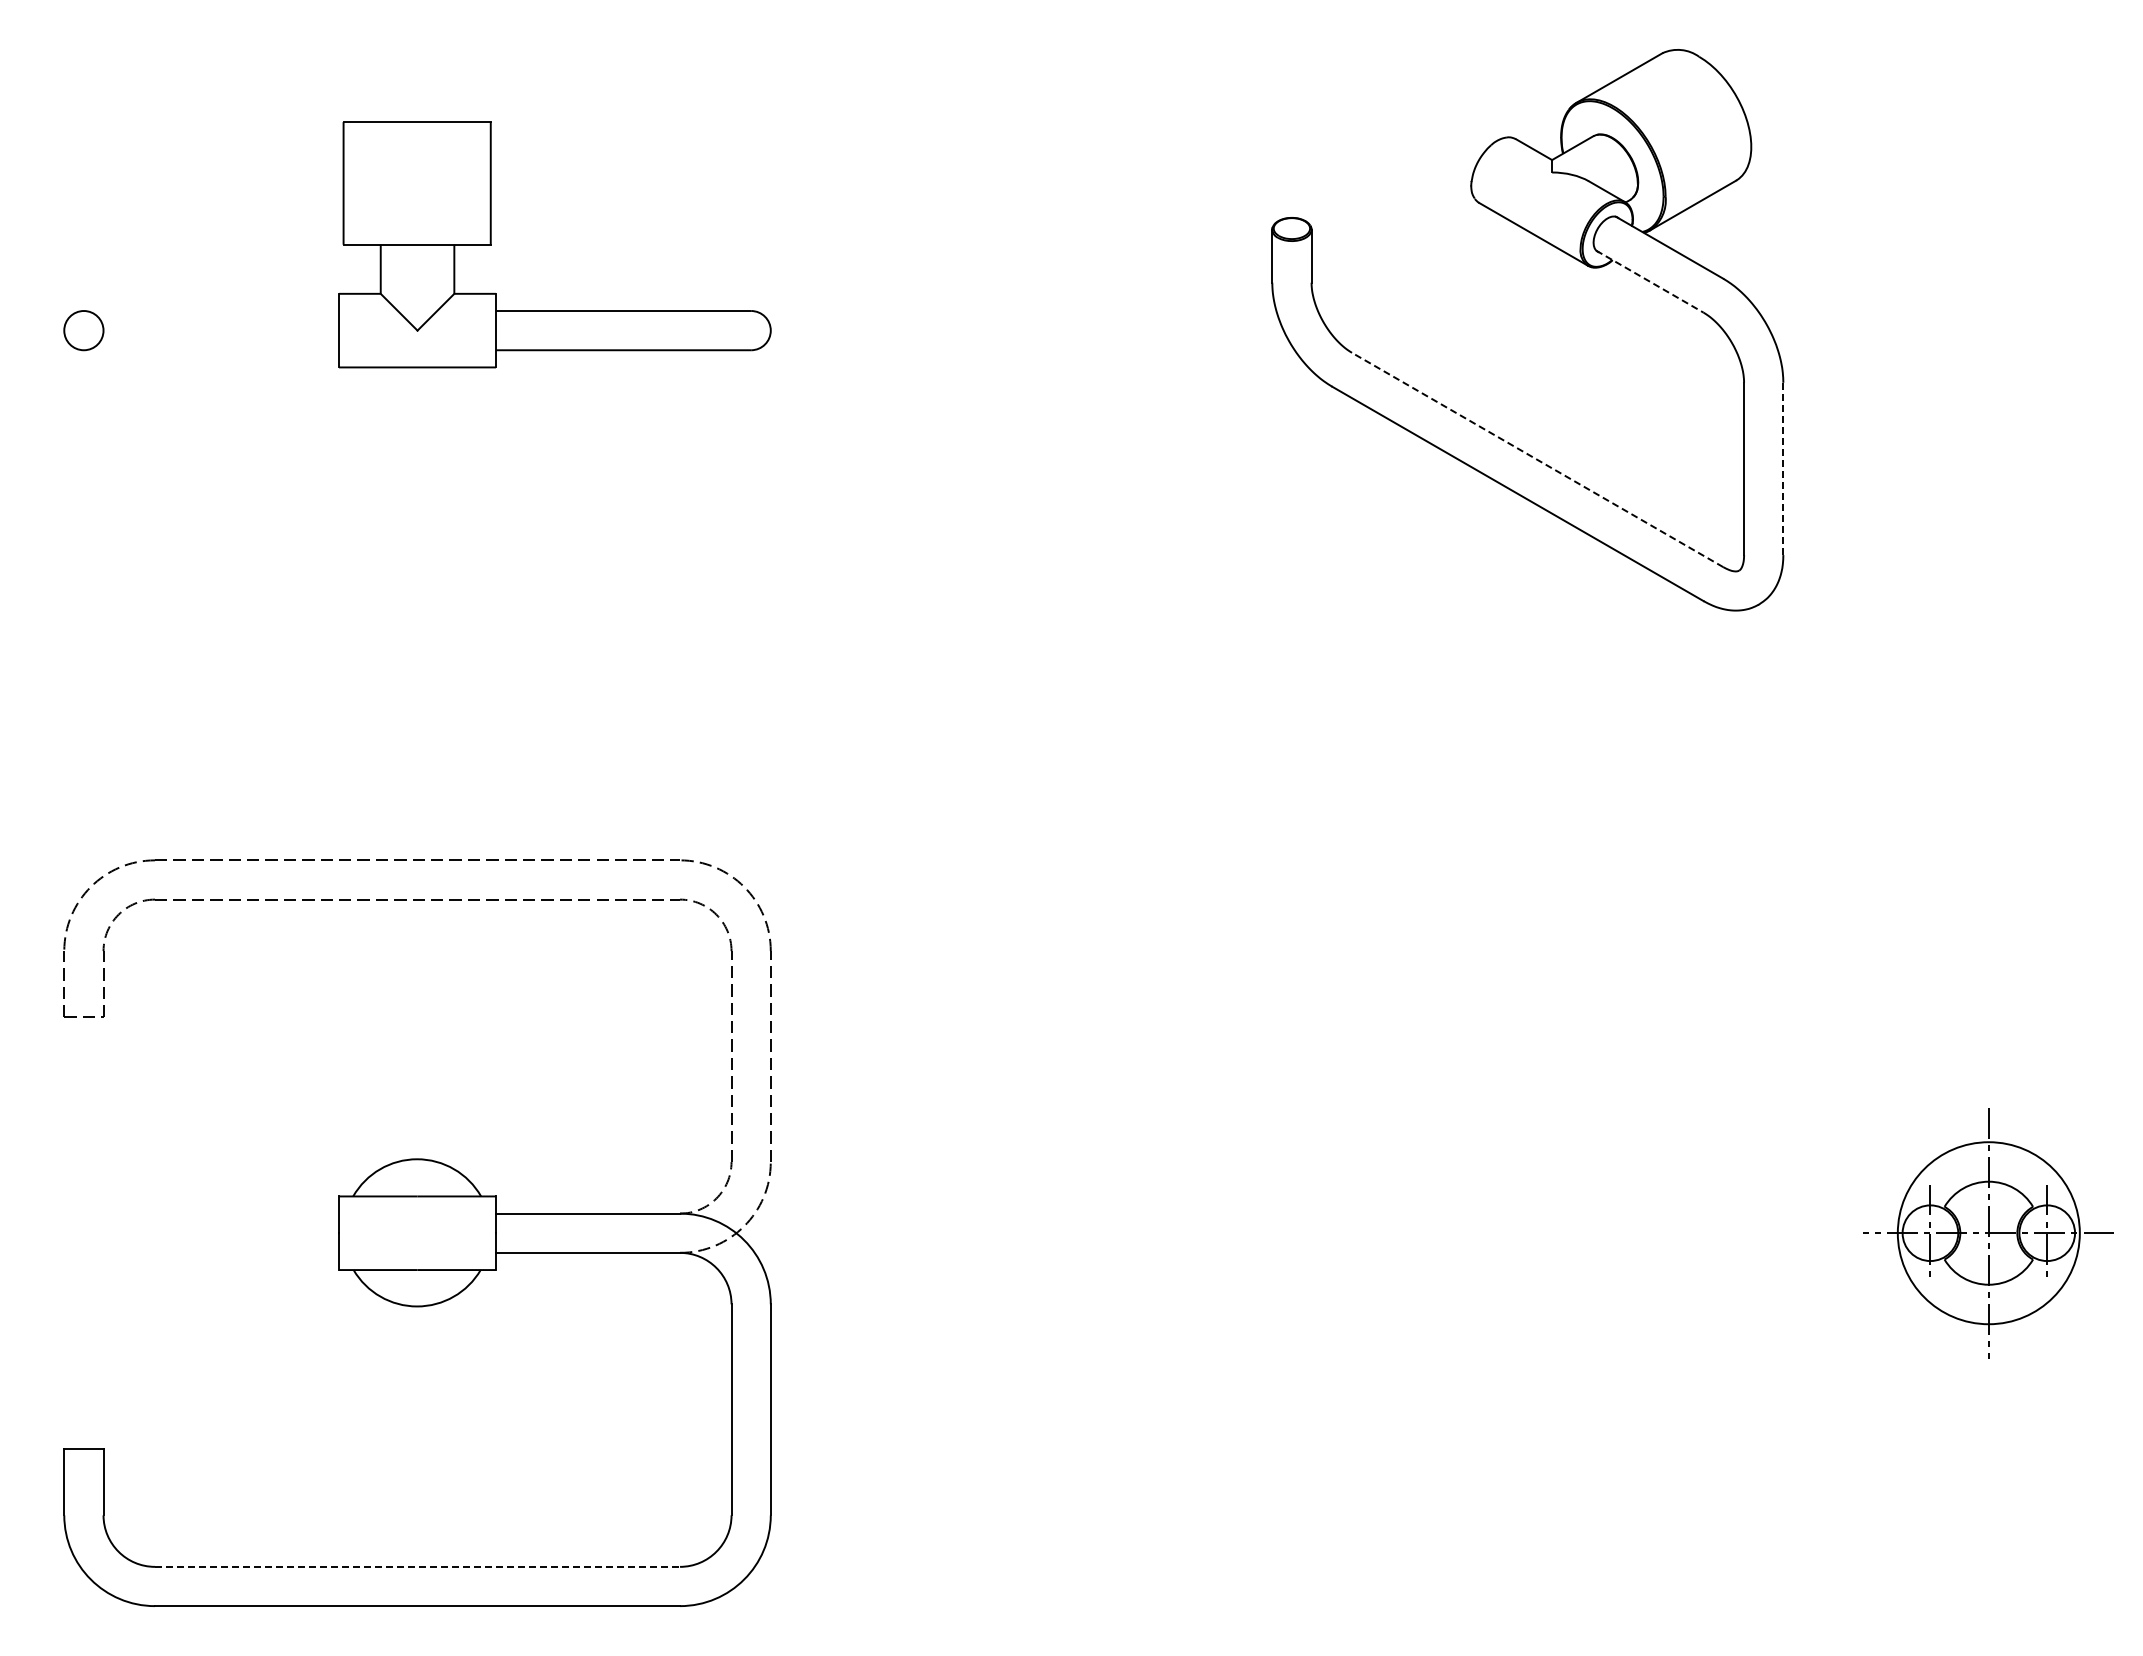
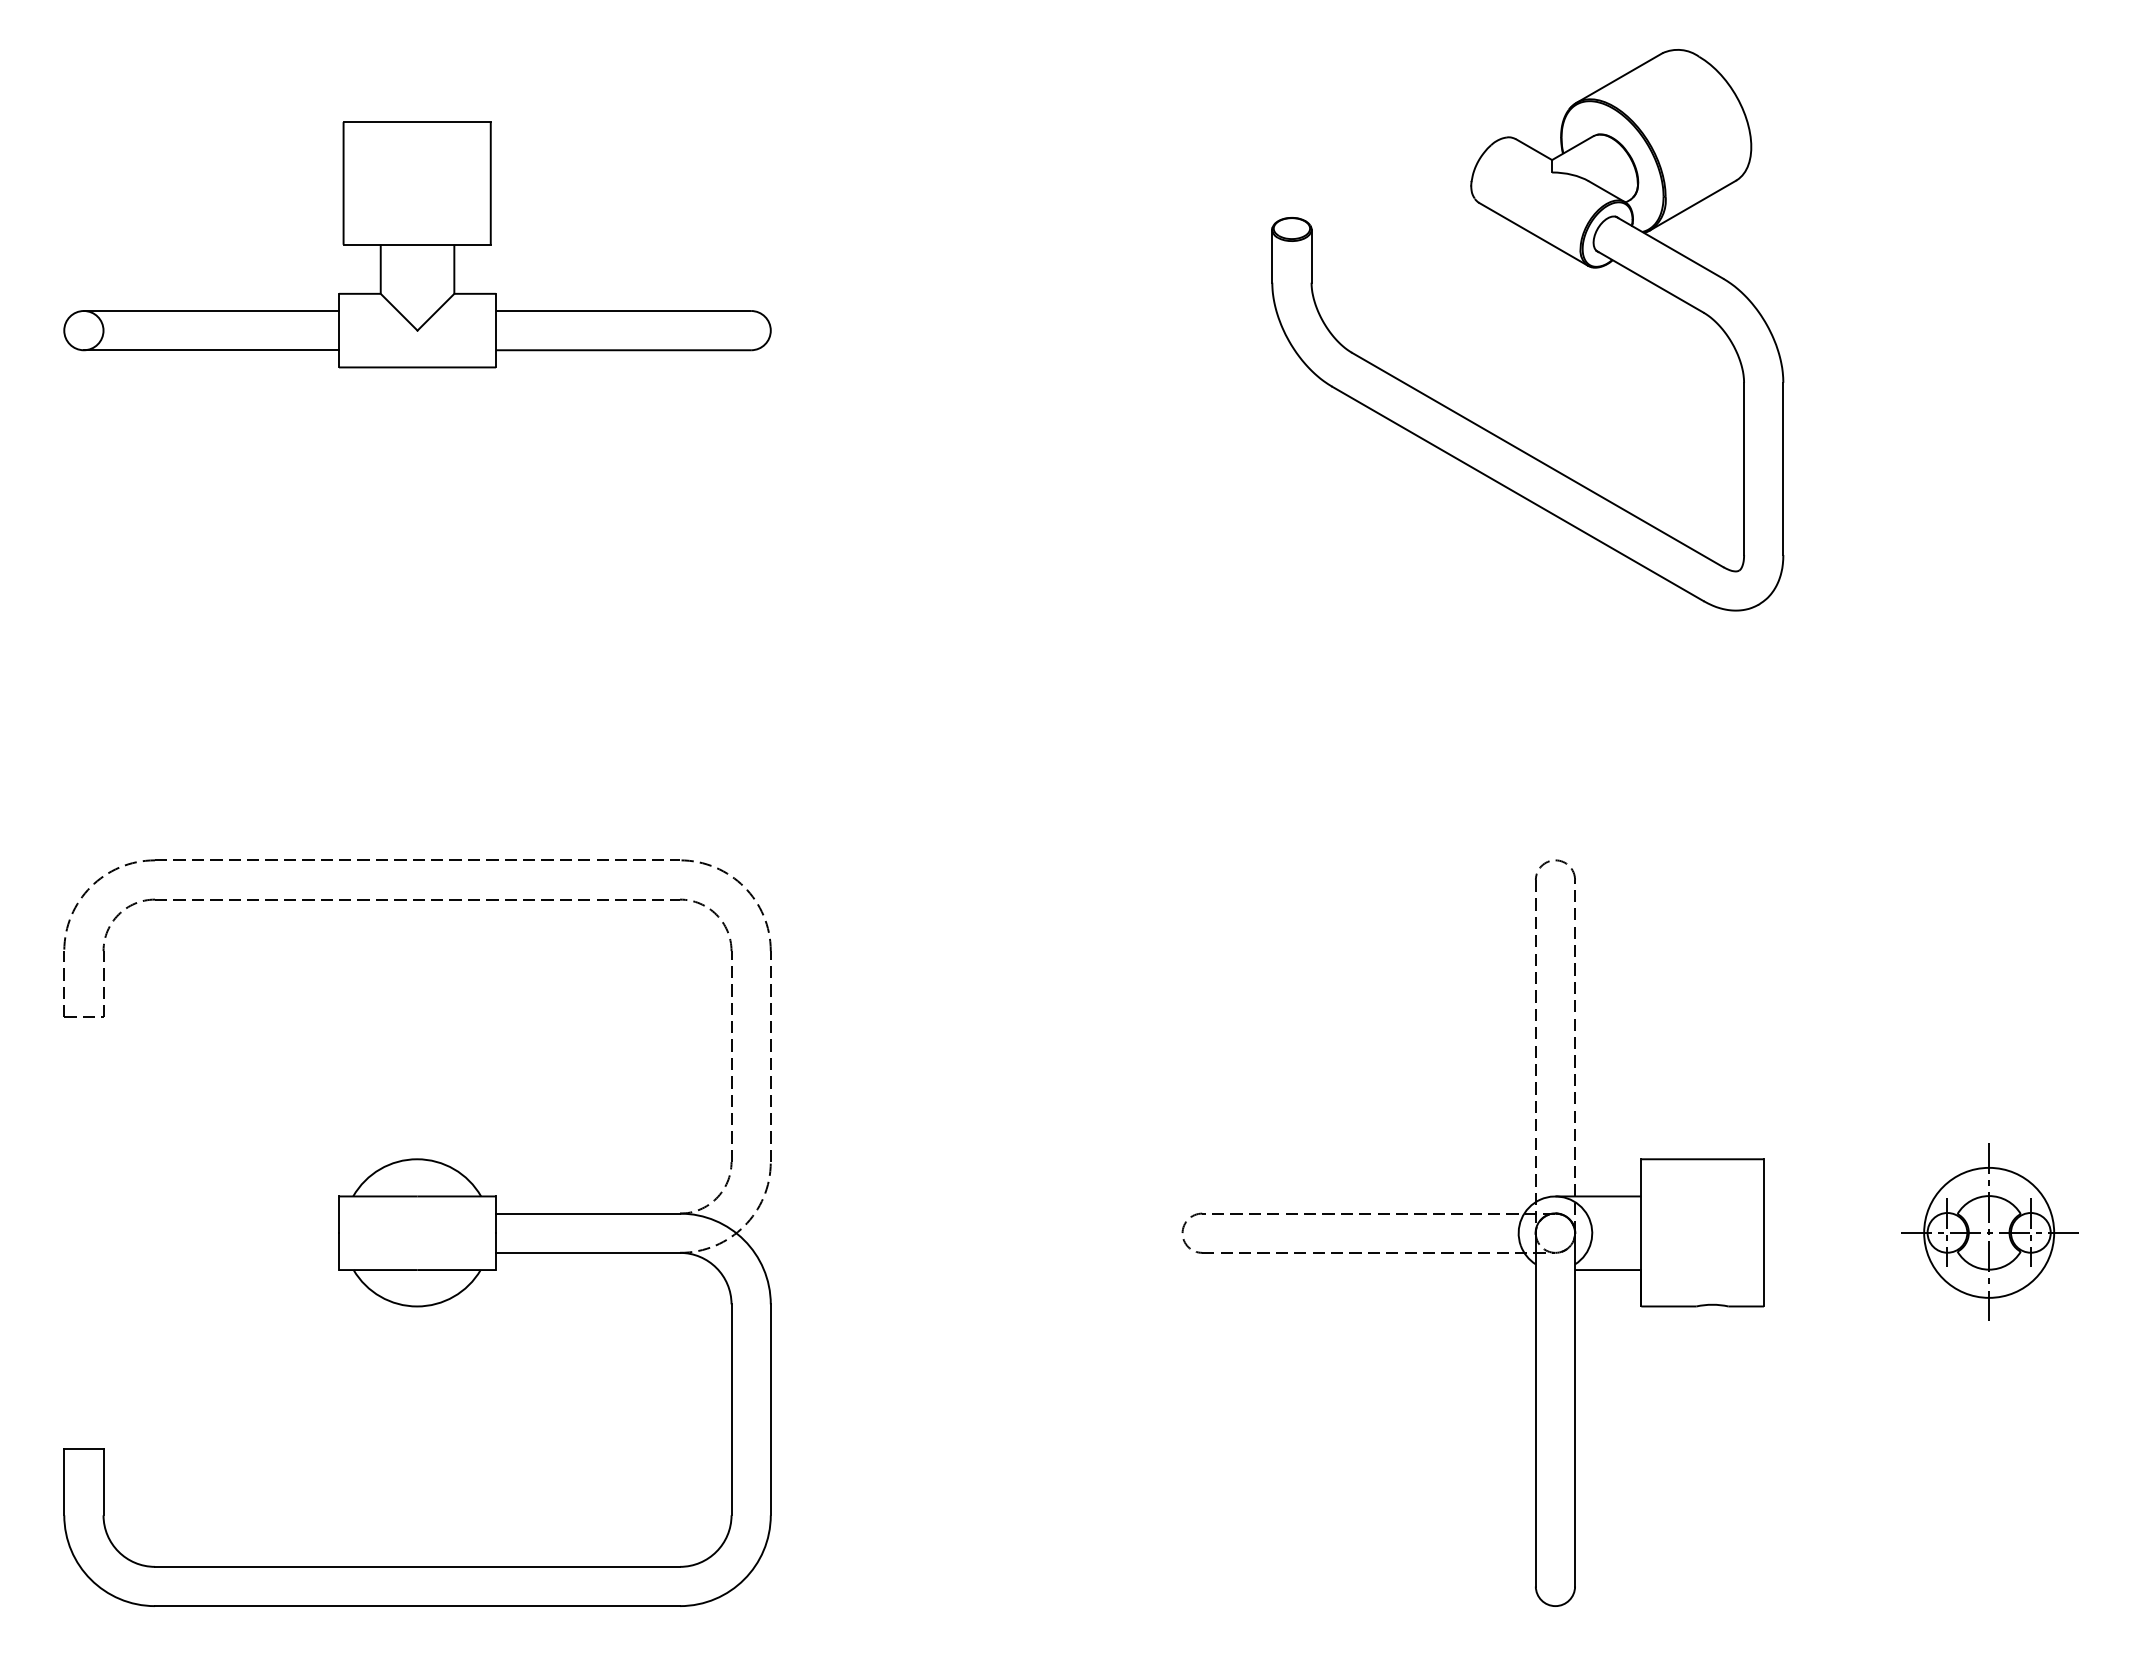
line: dashed -> solid (1649, 281)
line: none -> present (211, 311)
line: none -> present (211, 350)
line: dashed -> solid (1537, 459)
line: dashed -> solid (1783, 468)
part: none -> present (1472, 1214)
part size: 251x251 px -> 178x178 px (1989, 1231)
line: dashed -> solid (418, 1566)
